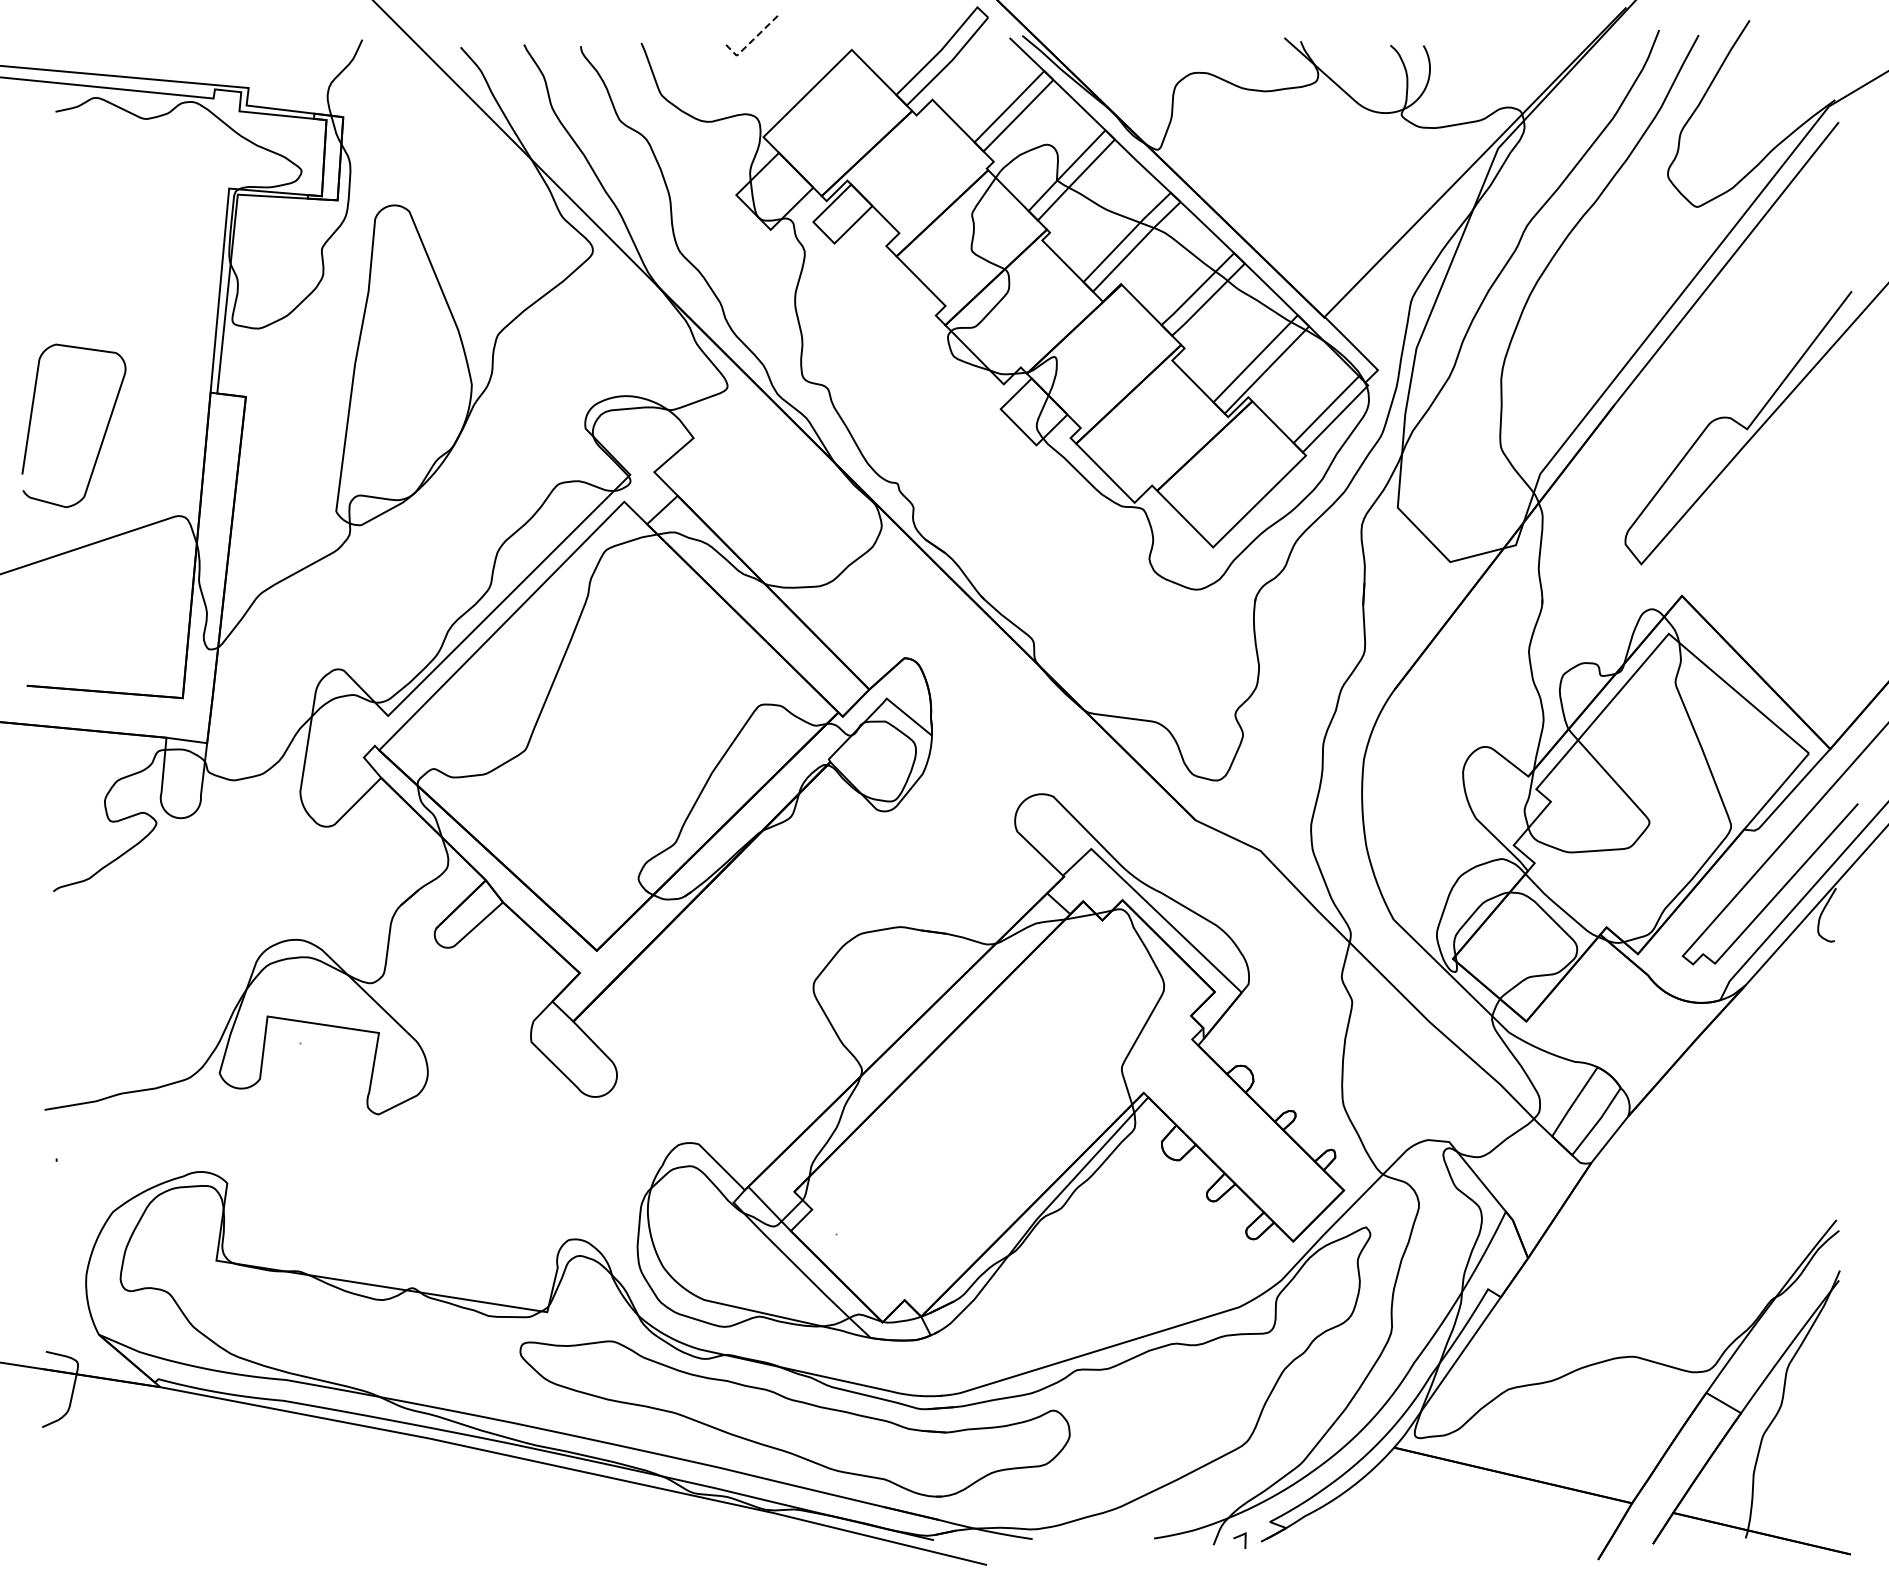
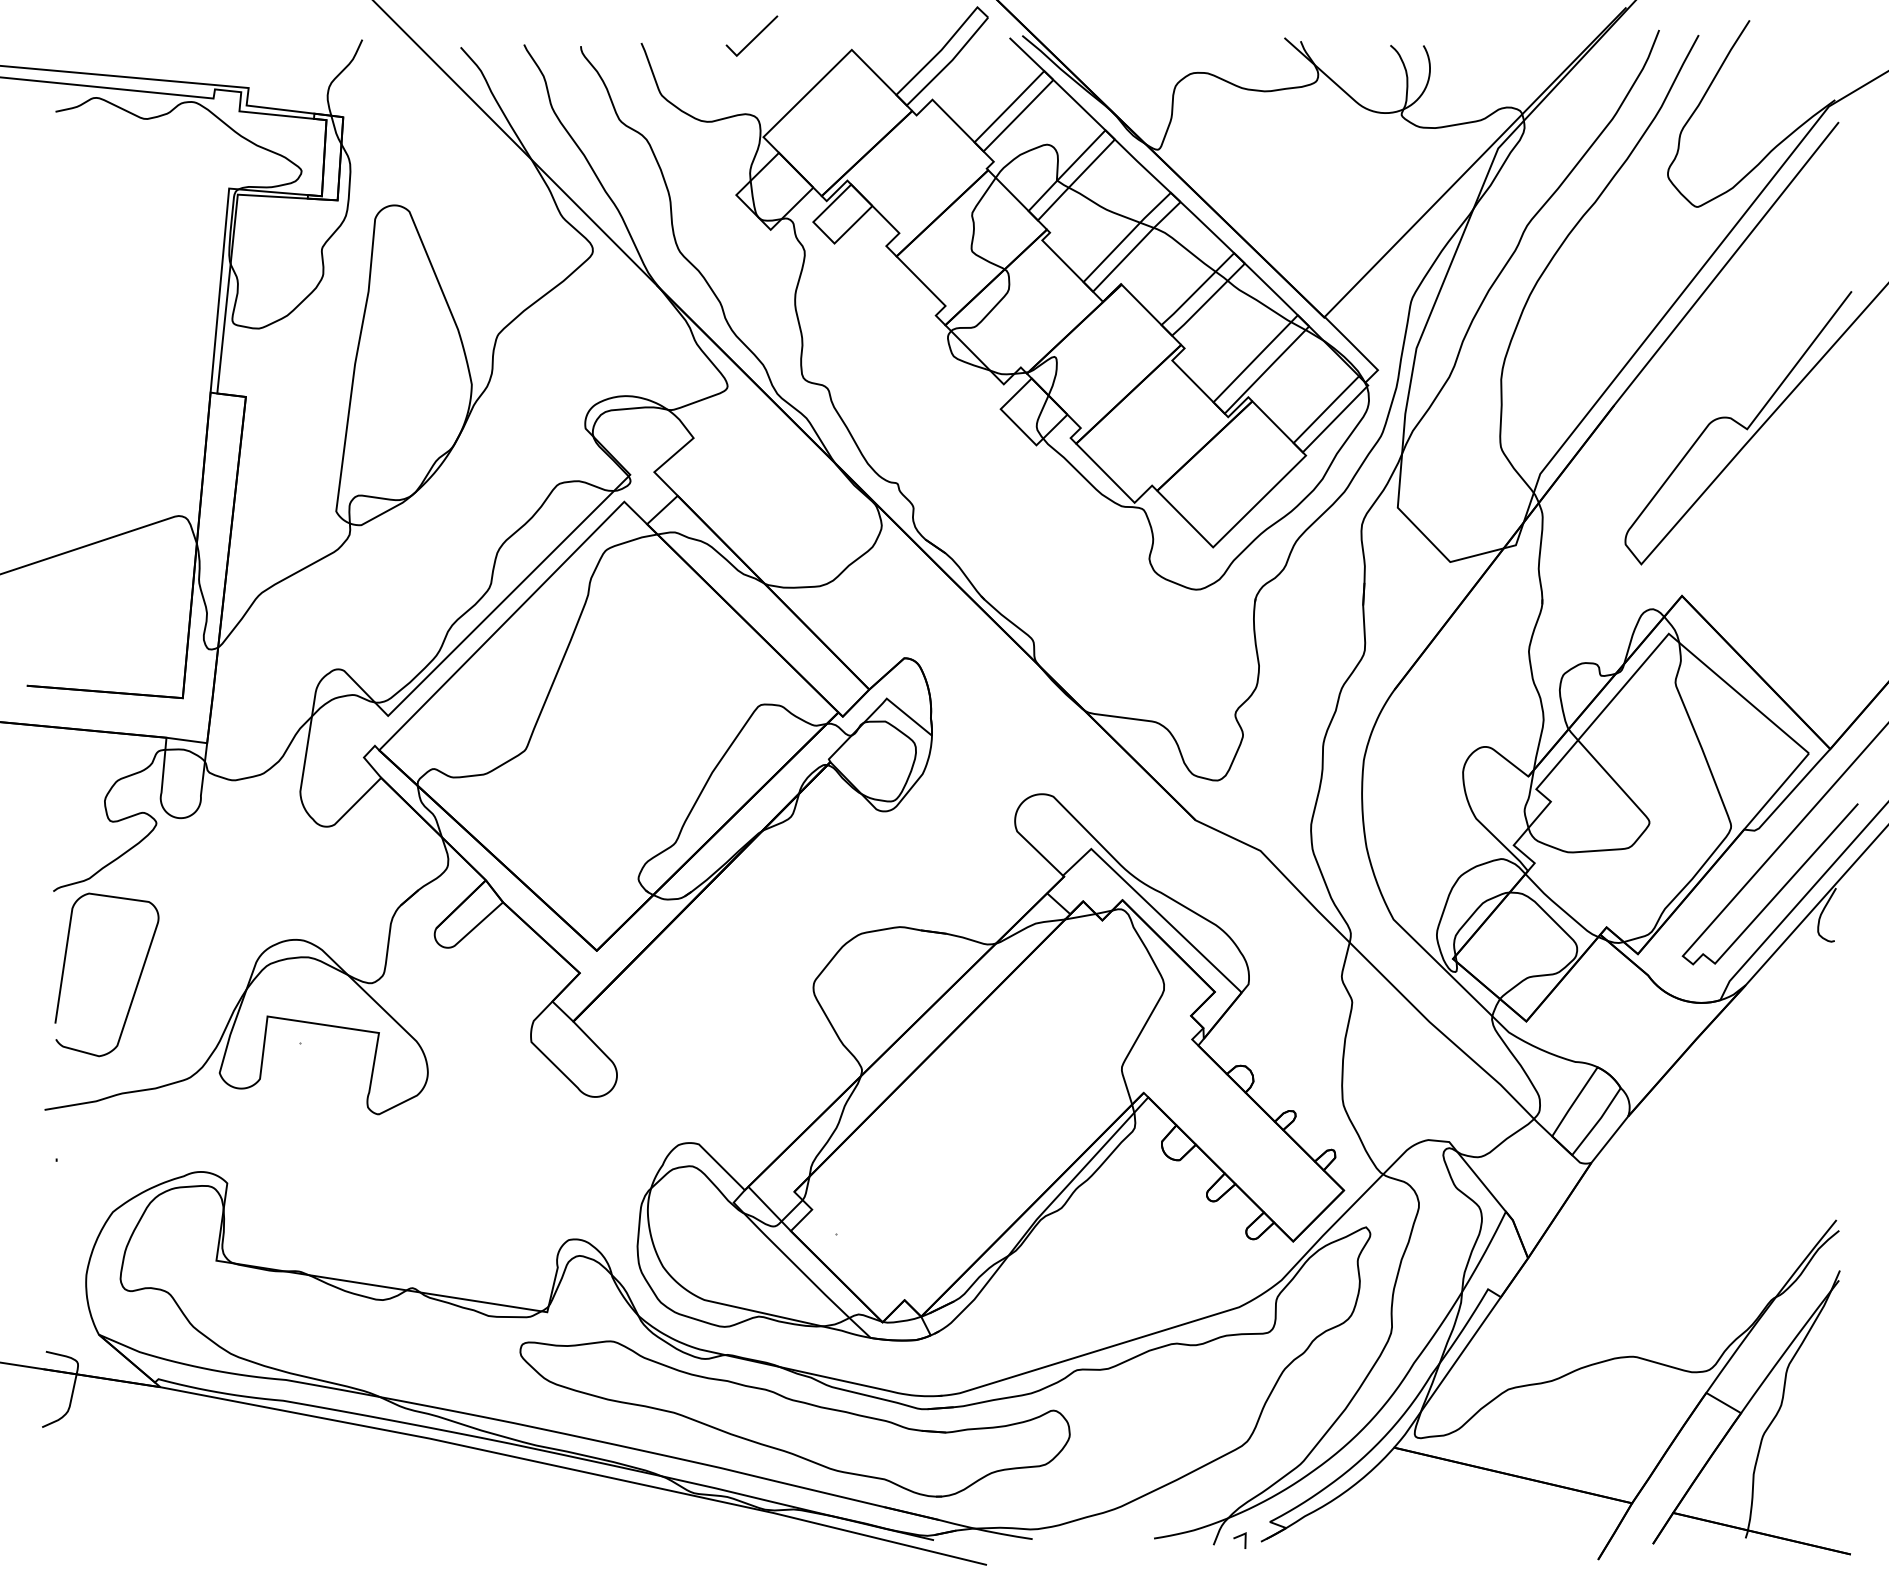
line: dashed -> solid (750, 42)
curve position: (103, 435) -> (136, 984) (136, 984)
